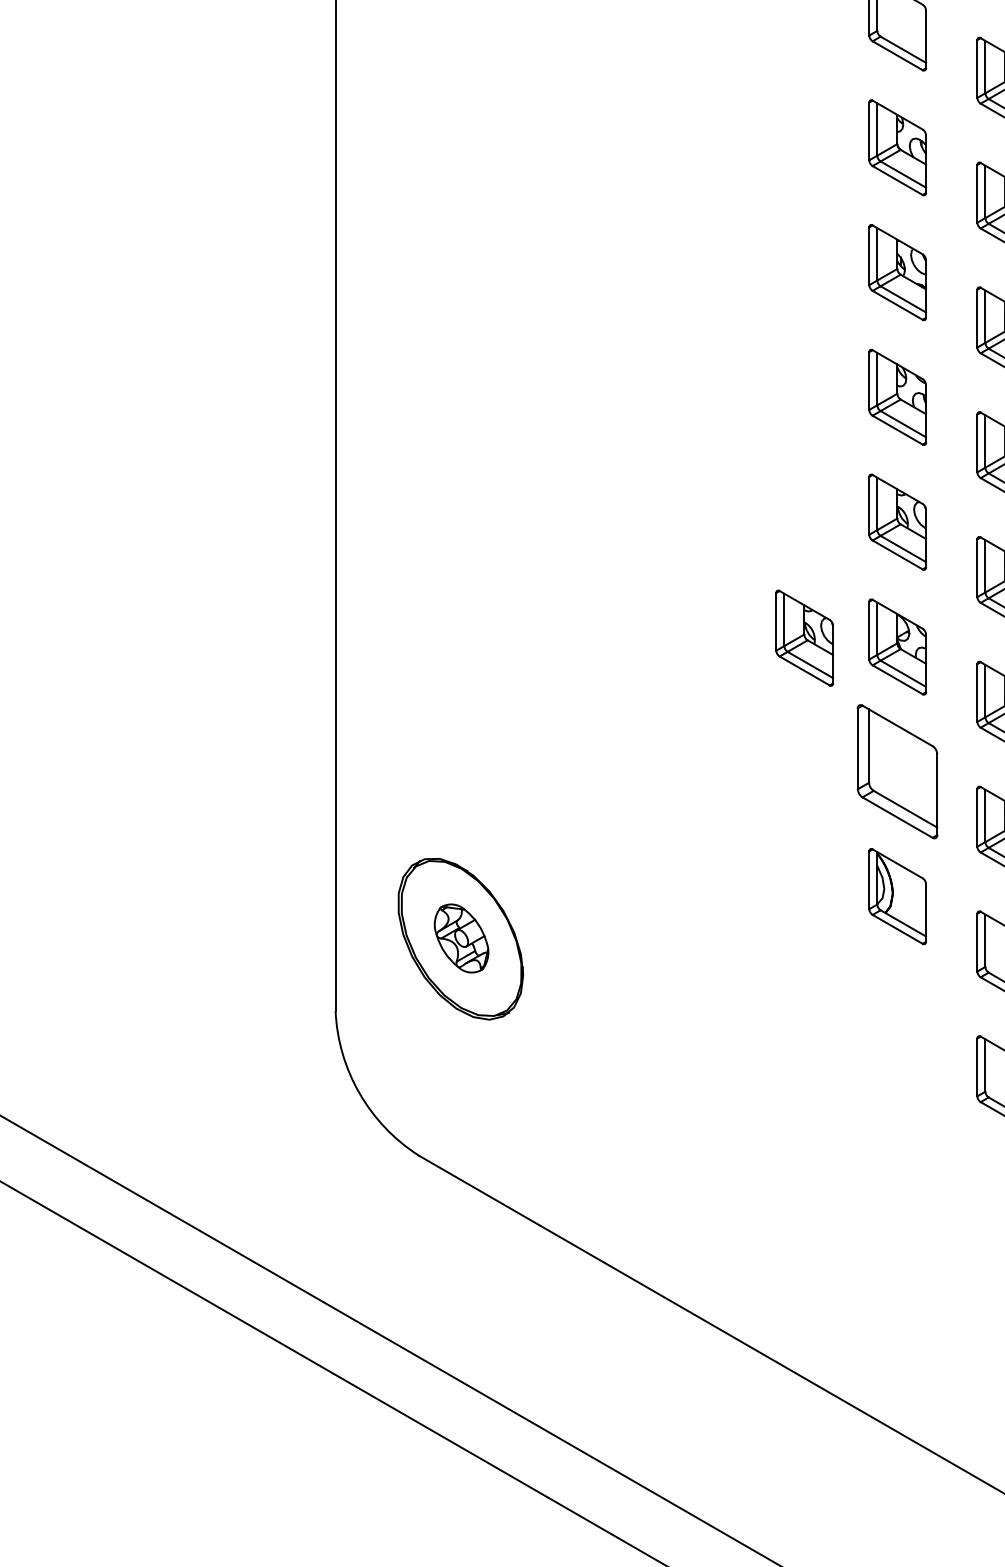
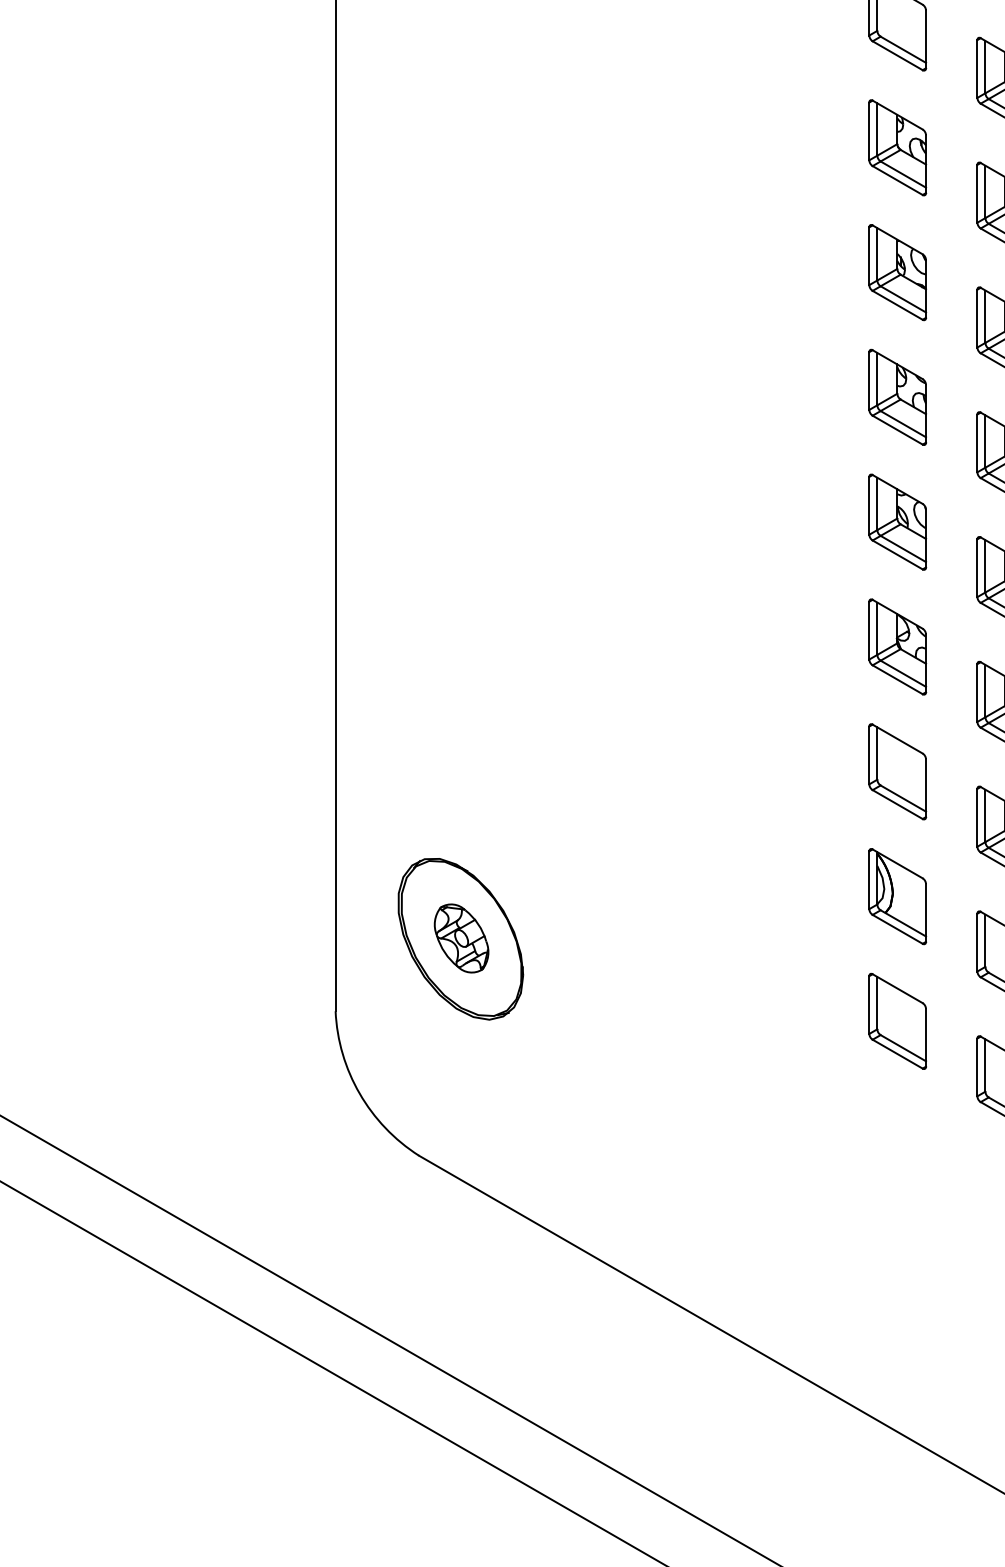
part: present -> none (804, 637)
part size: 83x136 px -> 60x98 px (897, 771)
part: none -> present (897, 1020)
